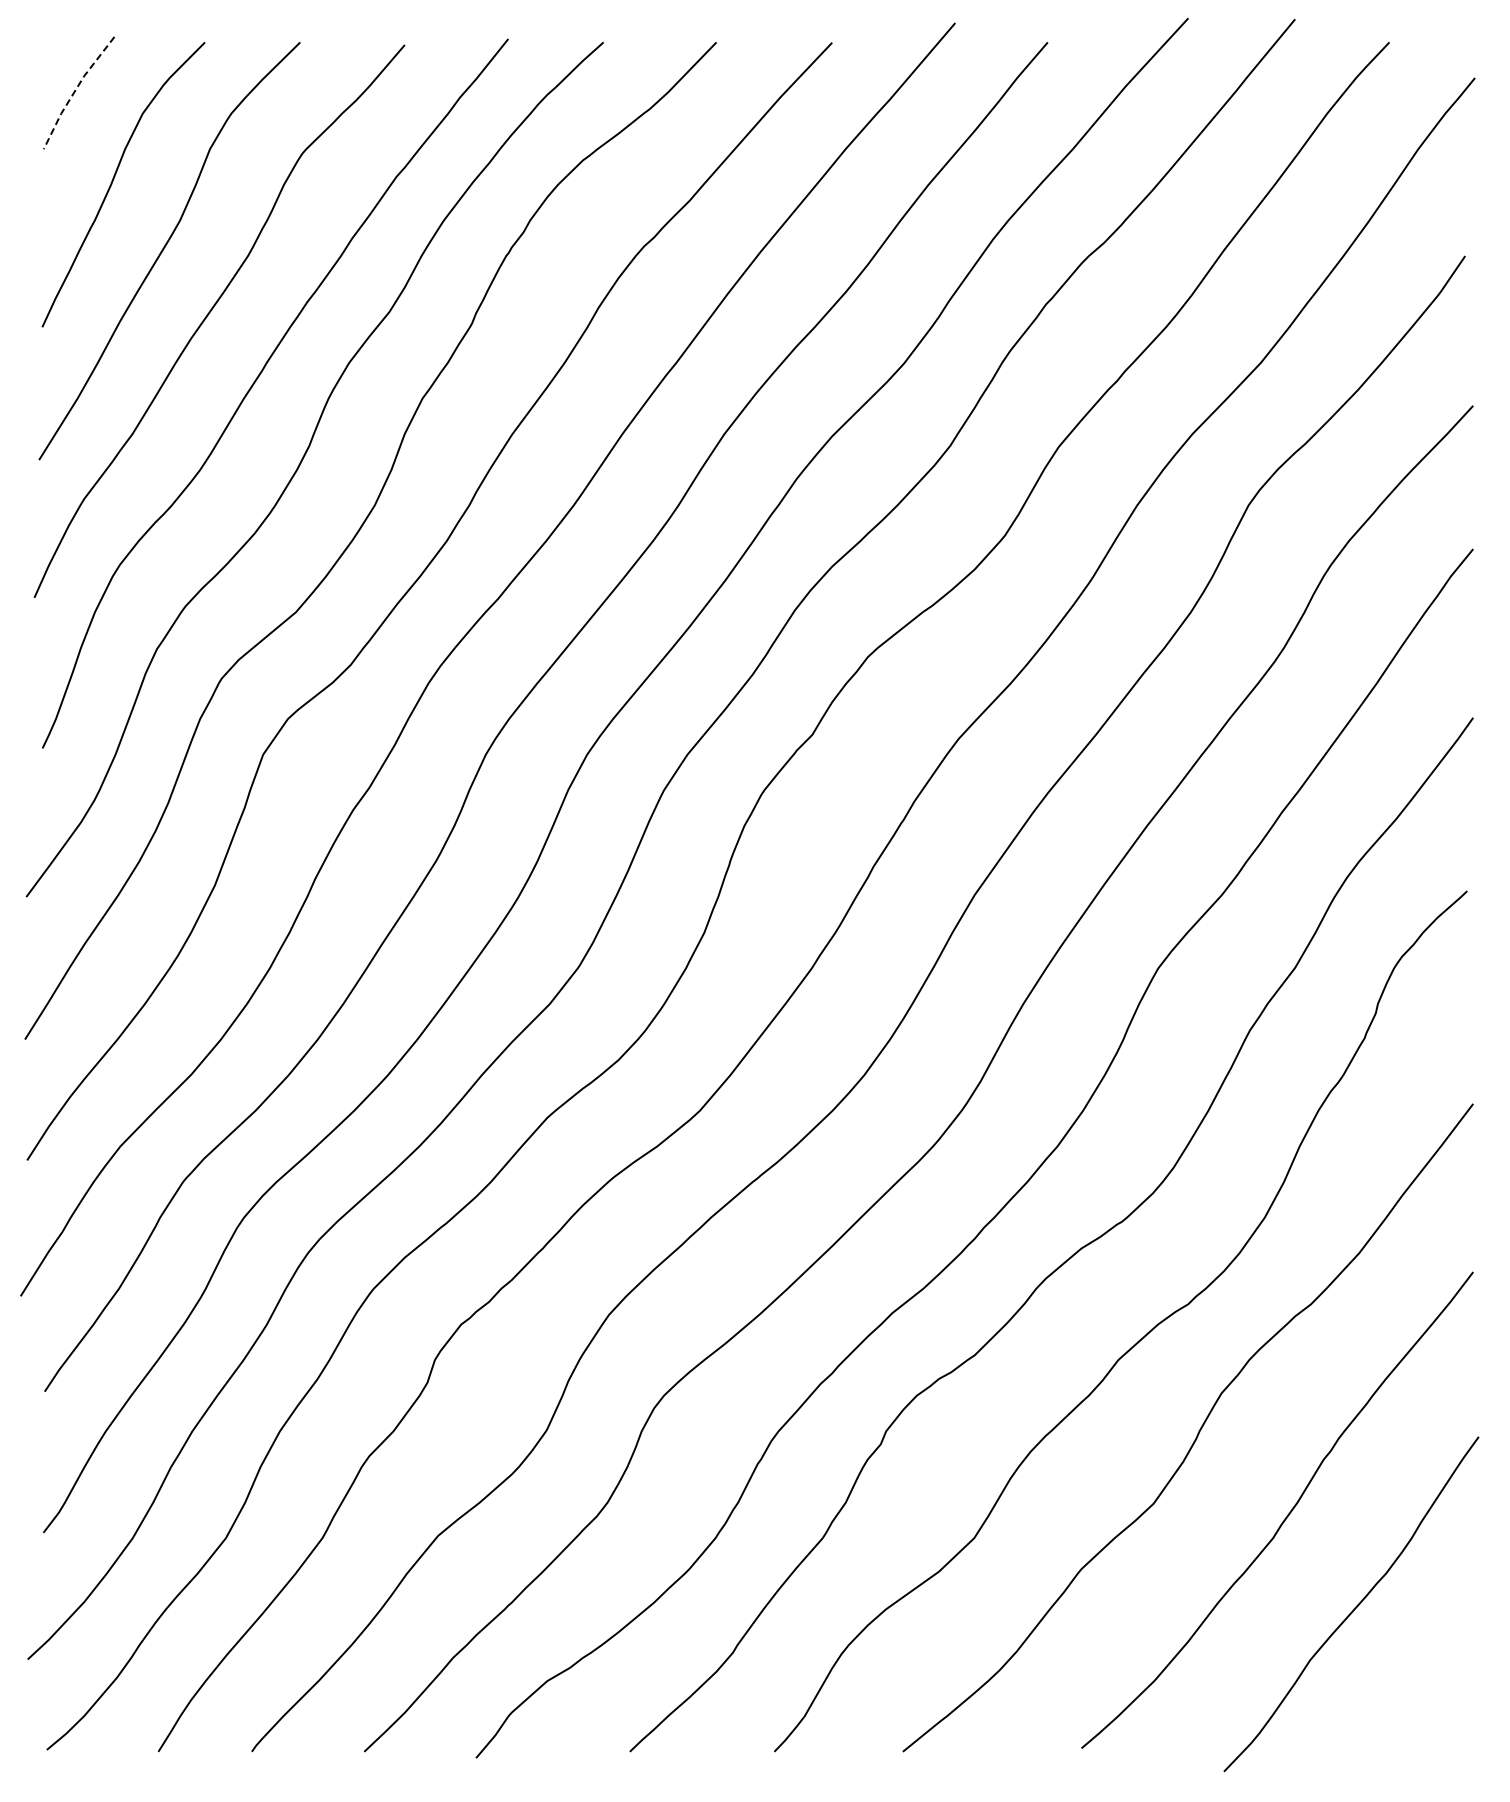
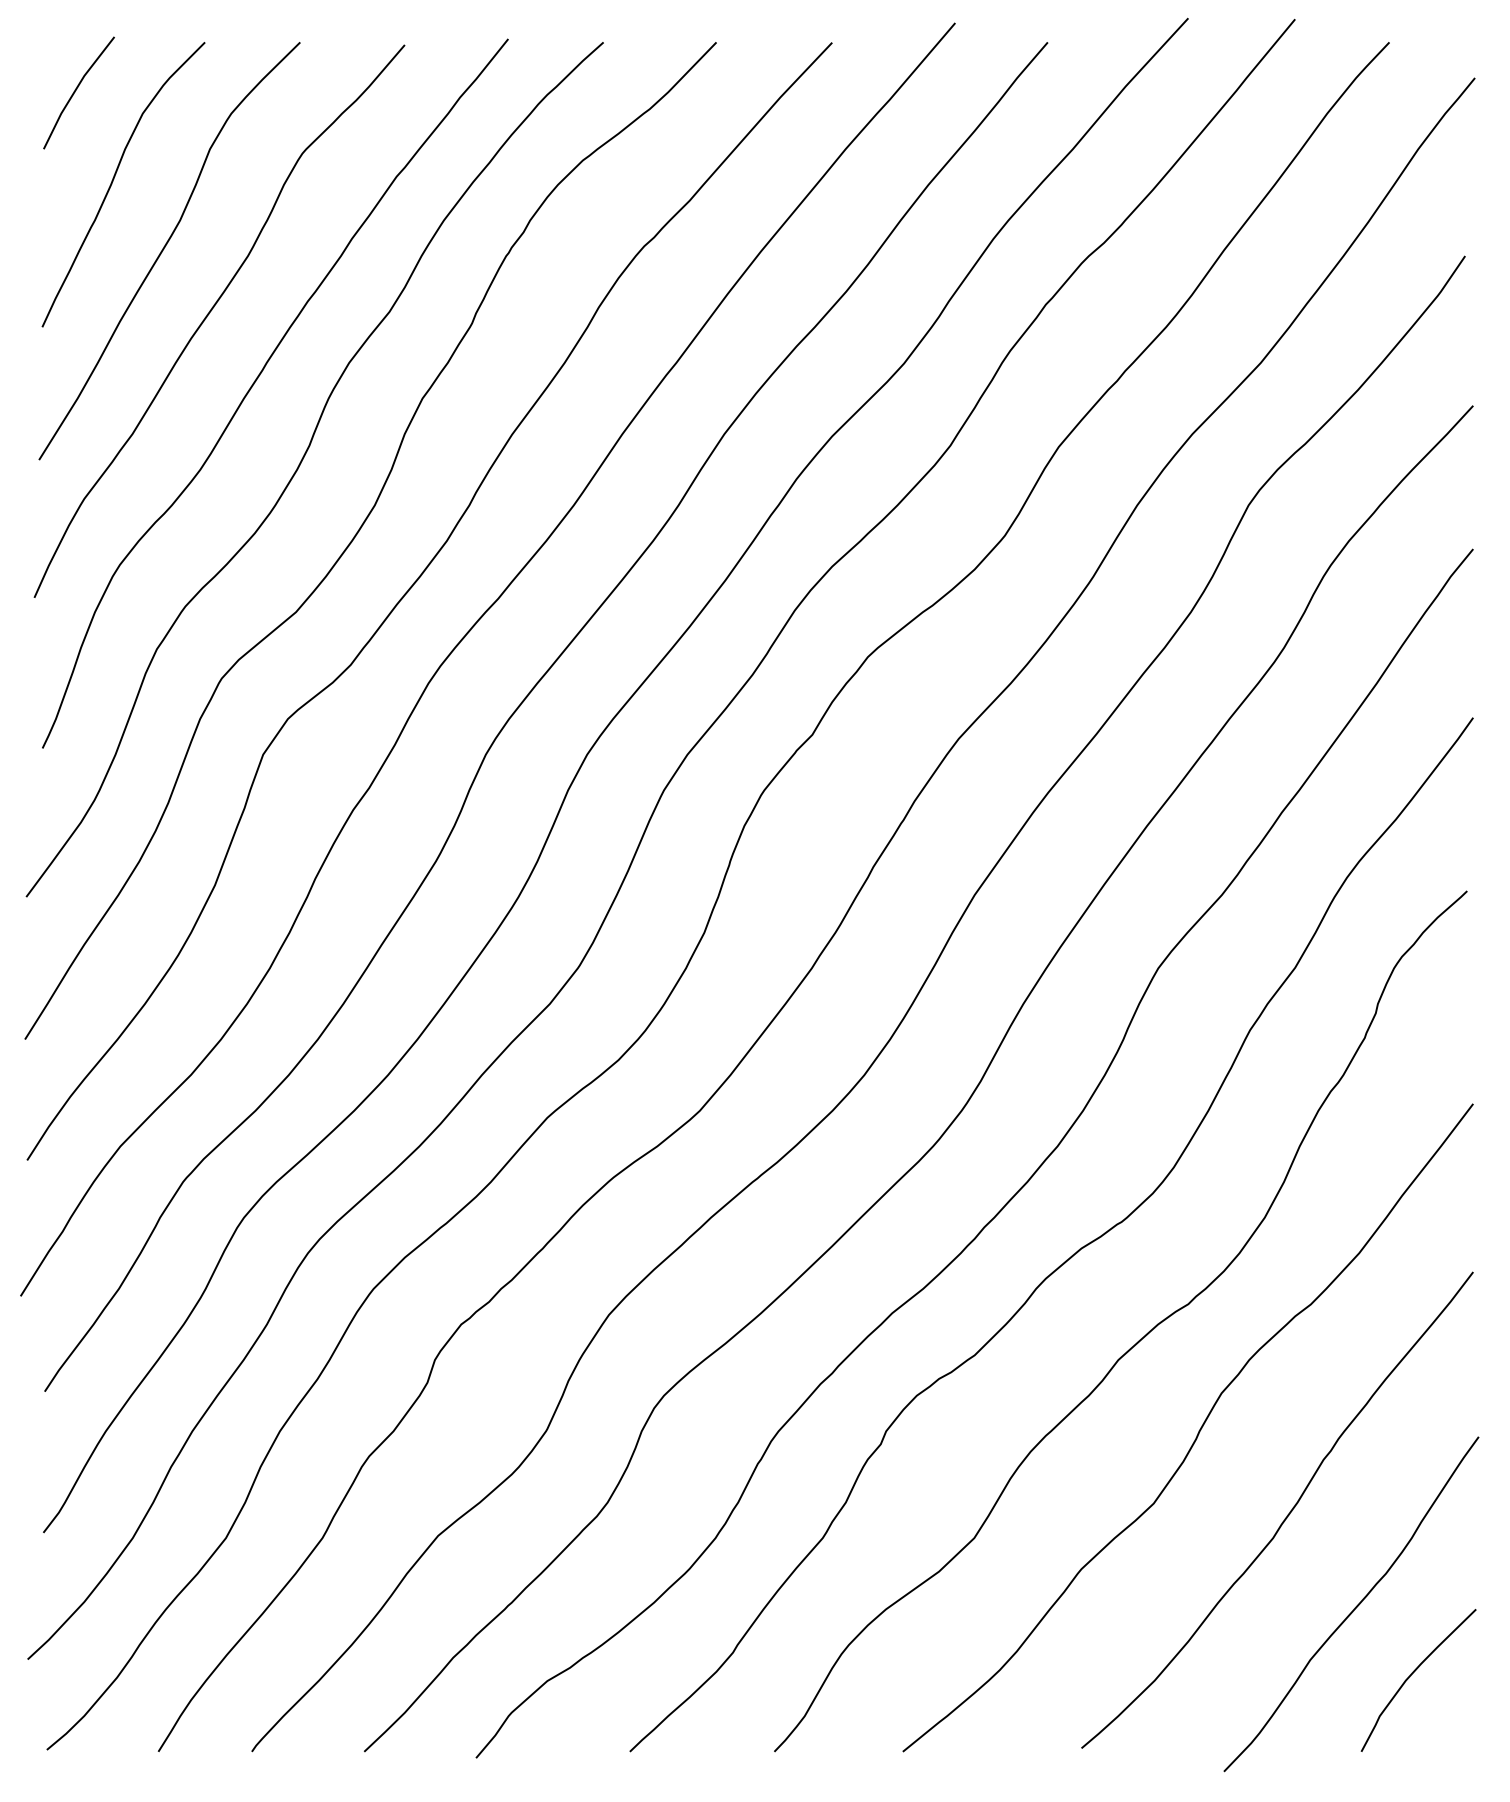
line: dashed -> solid (75, 91)
curve: none -> present (1412, 1674)
